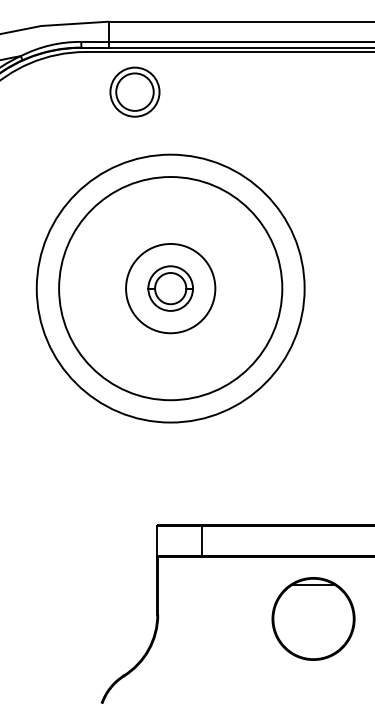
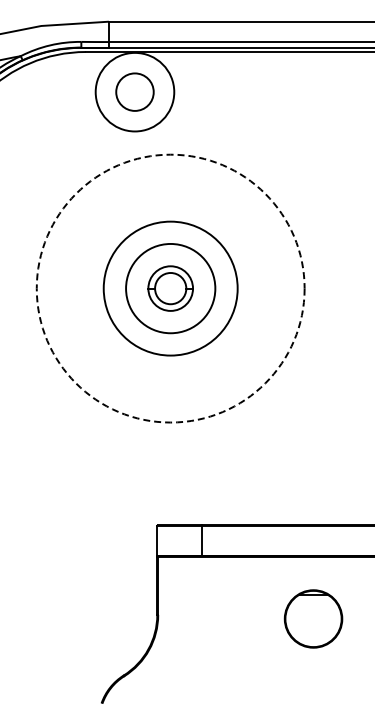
circle diameter: 49 px -> 79 px (134, 91)
circle diameter: 223 px -> 134 px (170, 288)
circle: solid -> dashed (170, 288)
part size: 85x84 px -> 61x60 px (313, 618)
